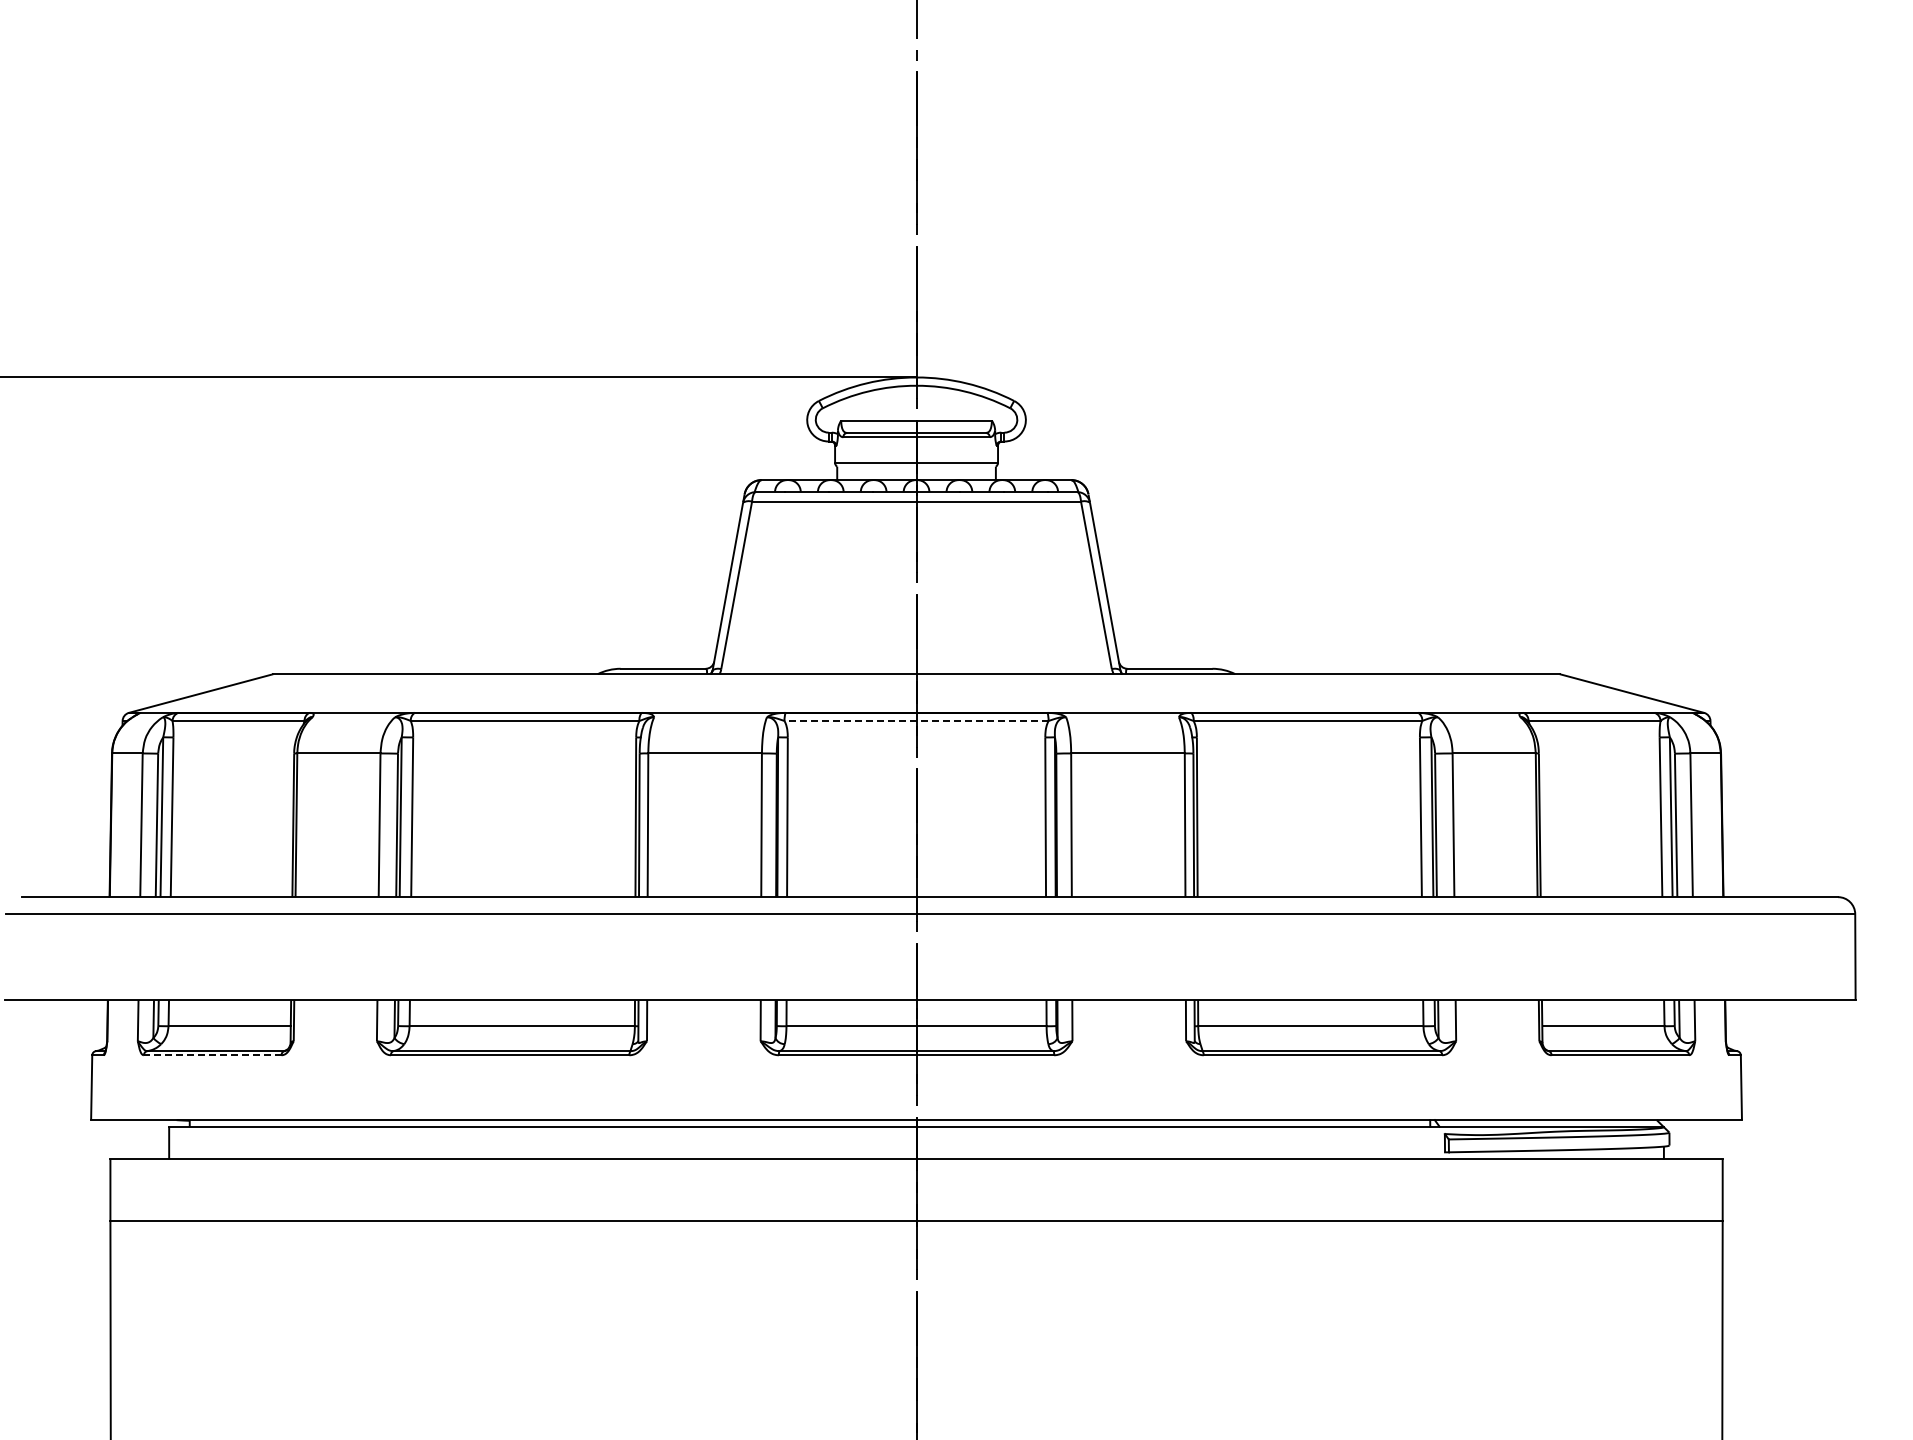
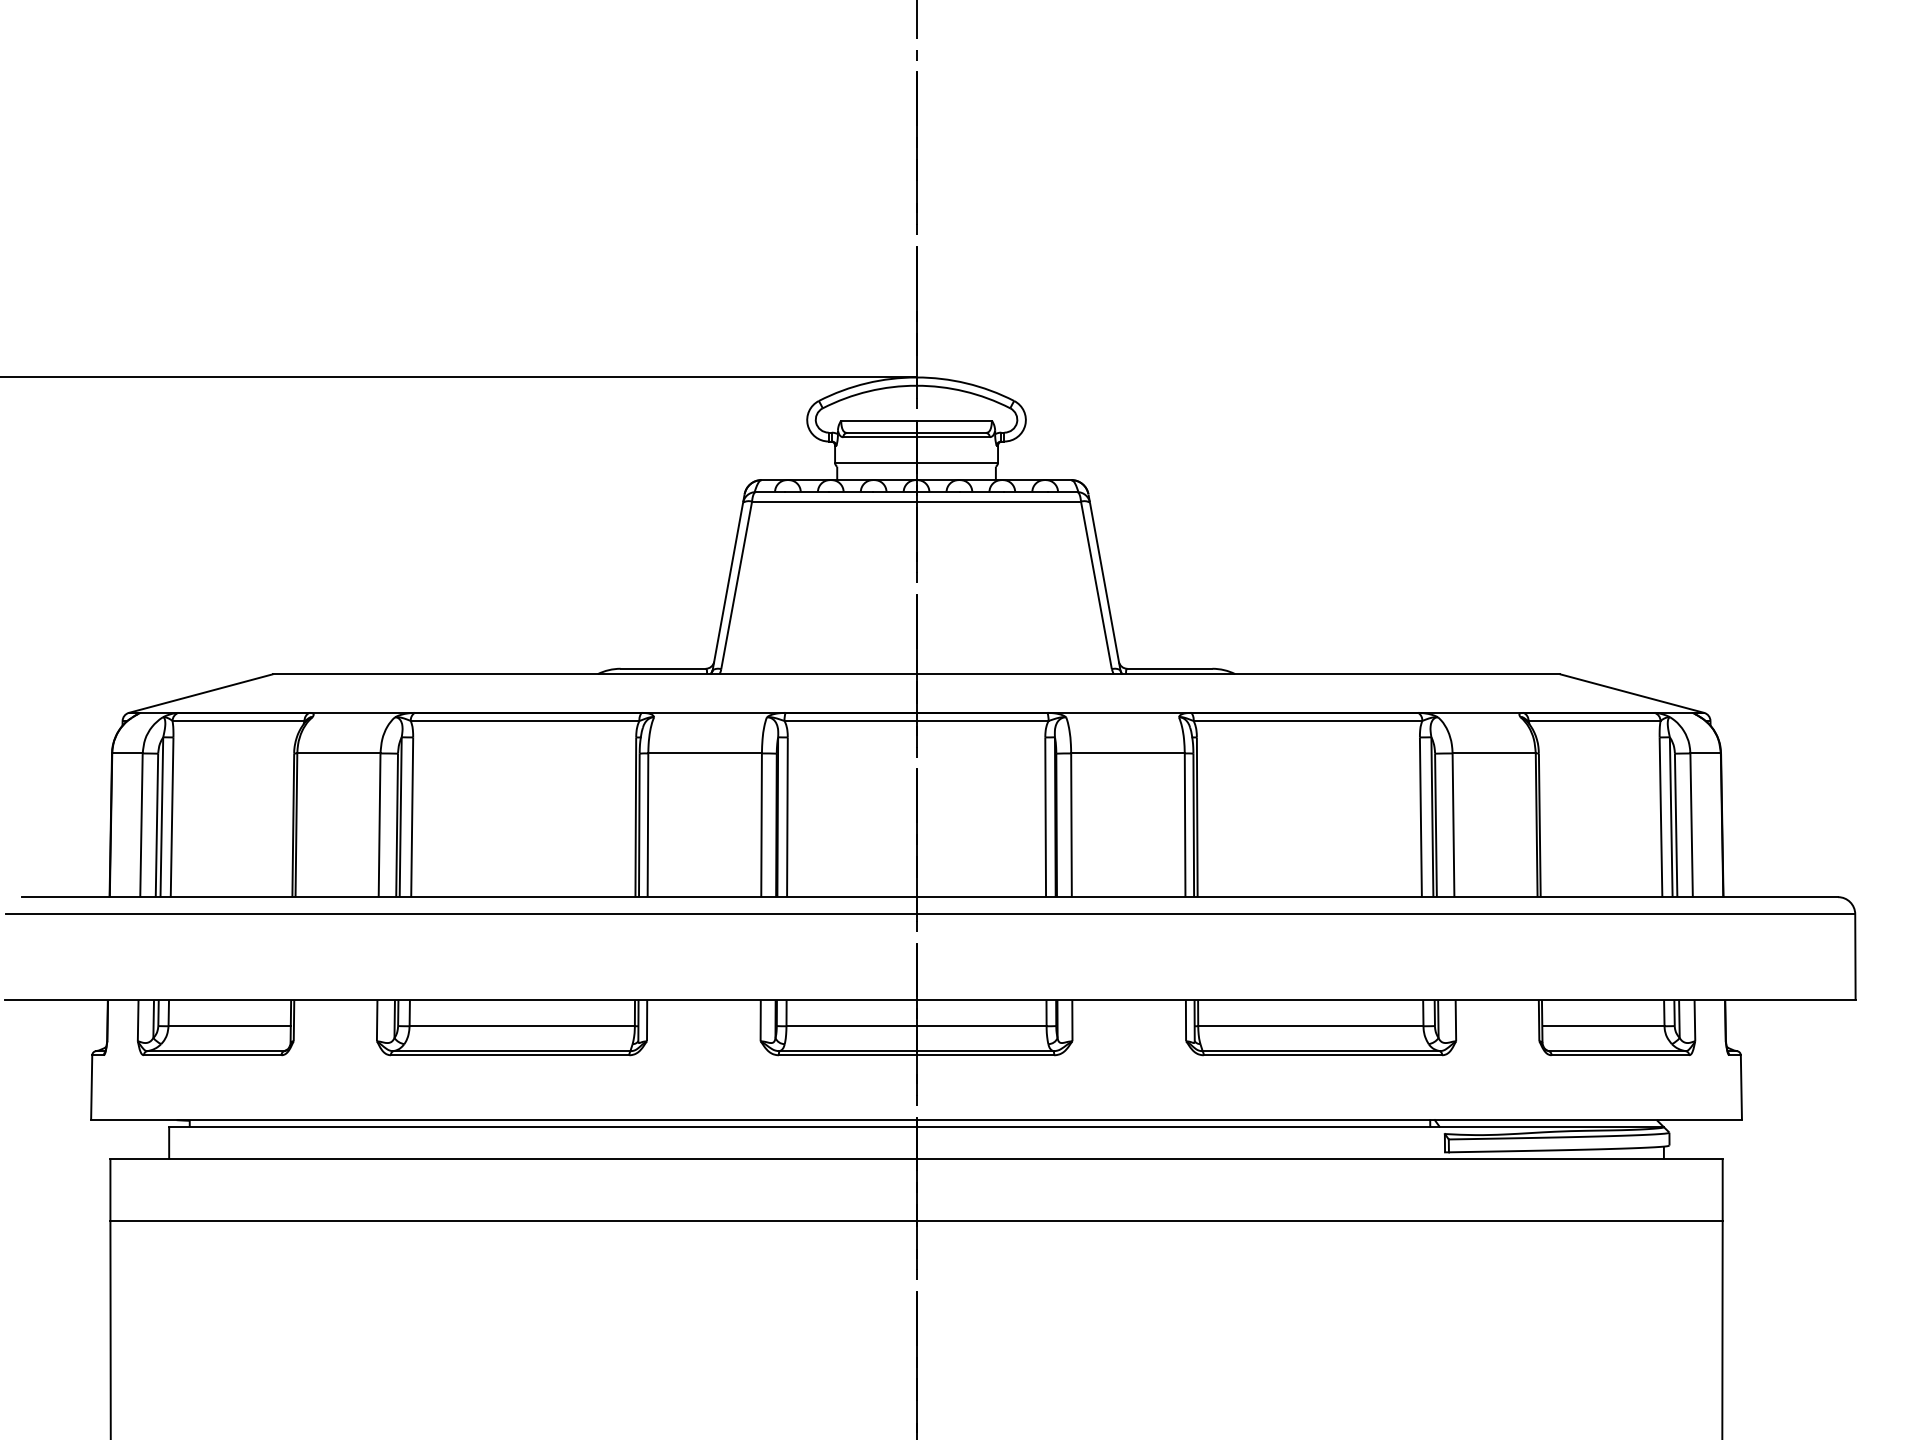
line: dashed -> solid (916, 721)
line: dashed -> solid (212, 1055)
